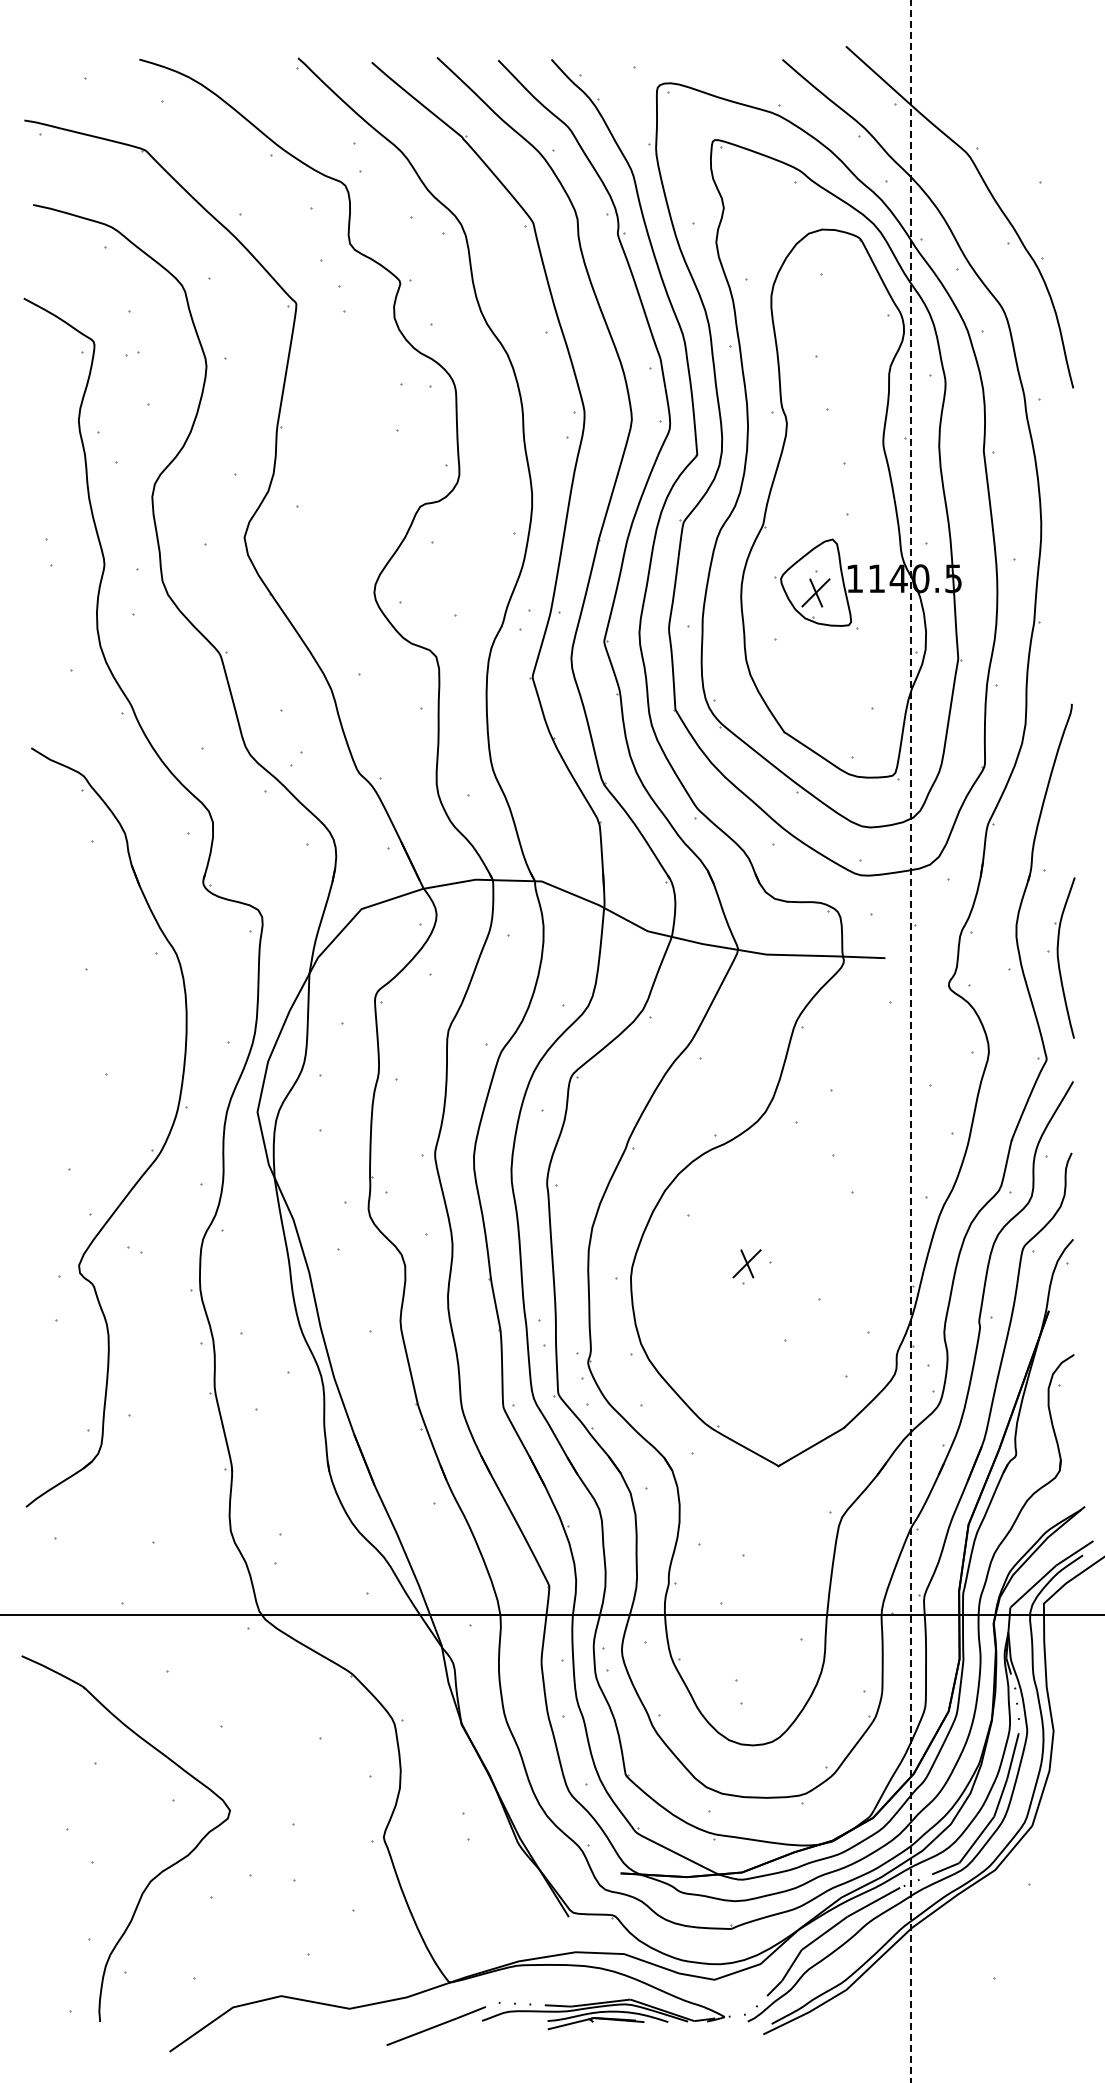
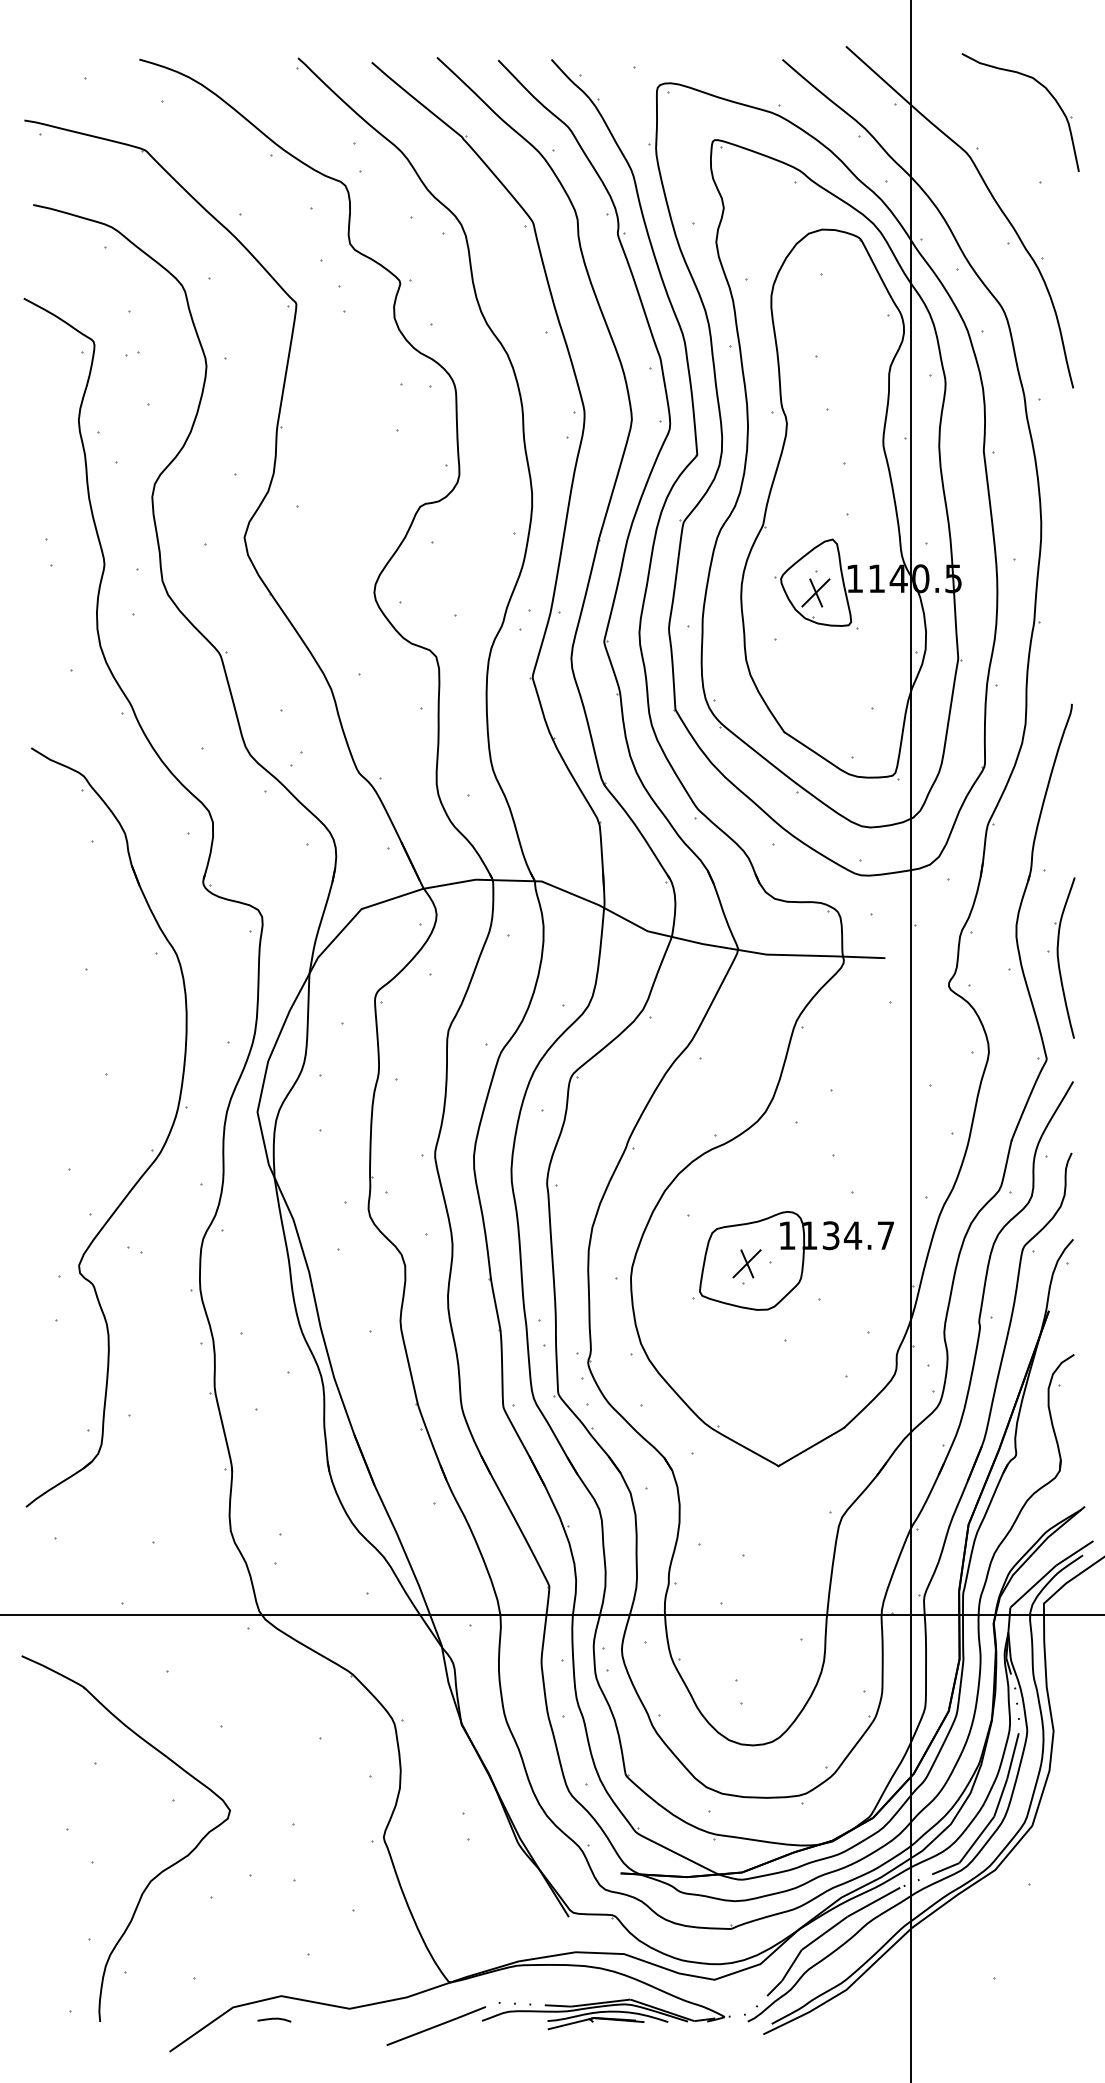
part: none -> present (1040, 85)
line: dashed -> solid (911, 1040)
part: none -> present (792, 1260)
curve: none -> present (274, 2019)
